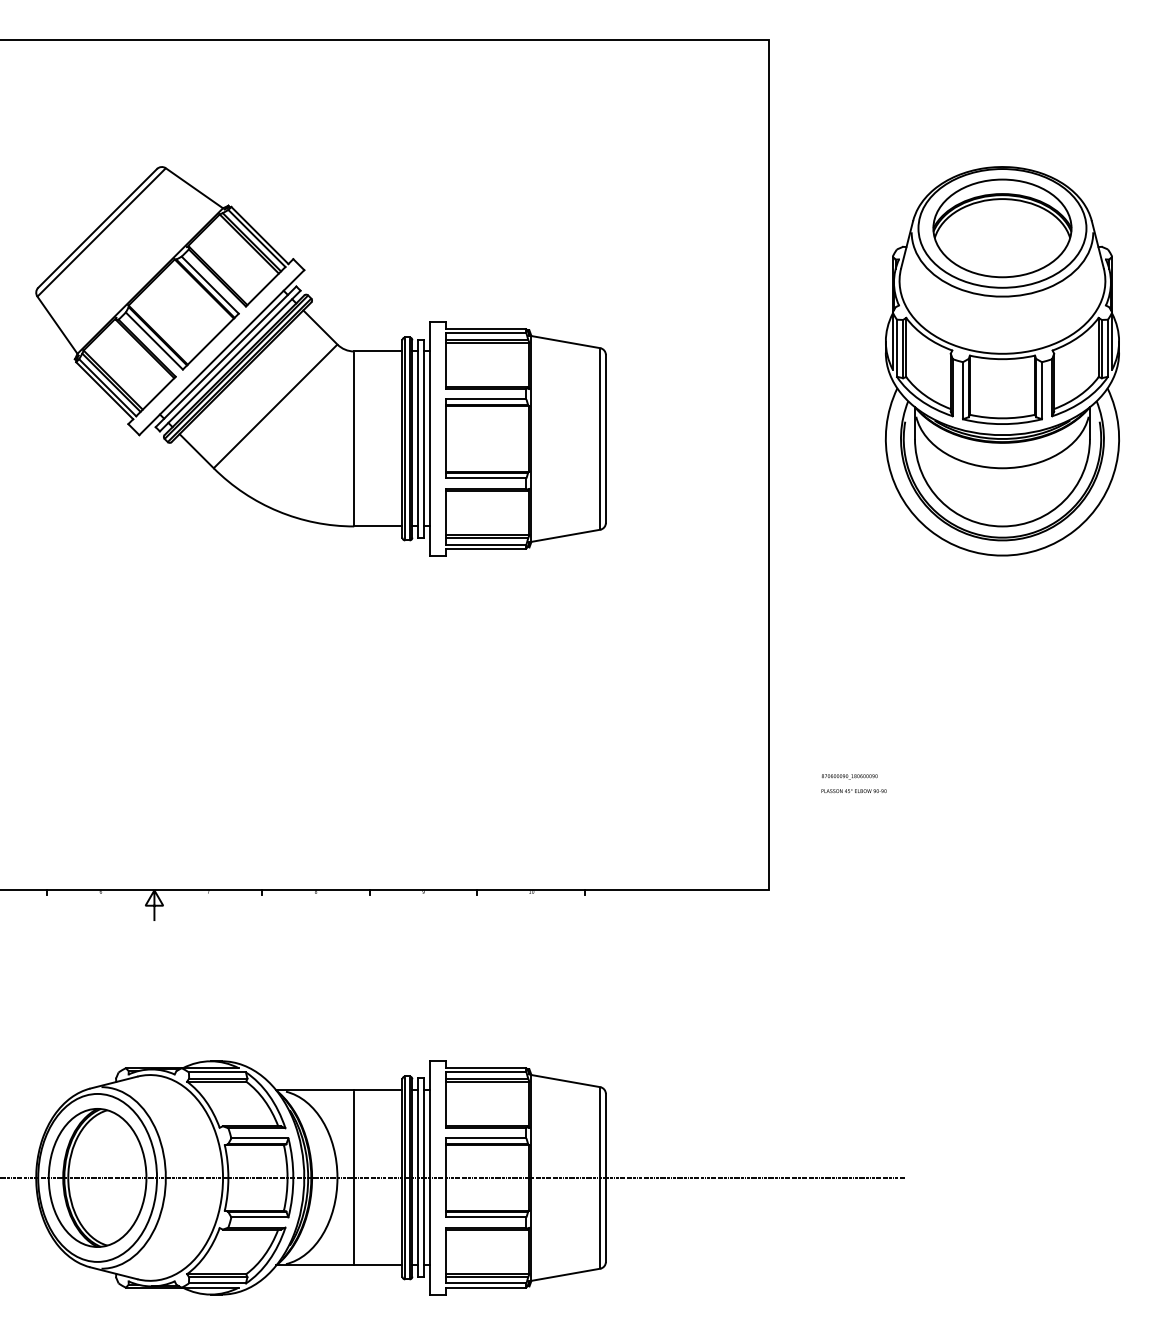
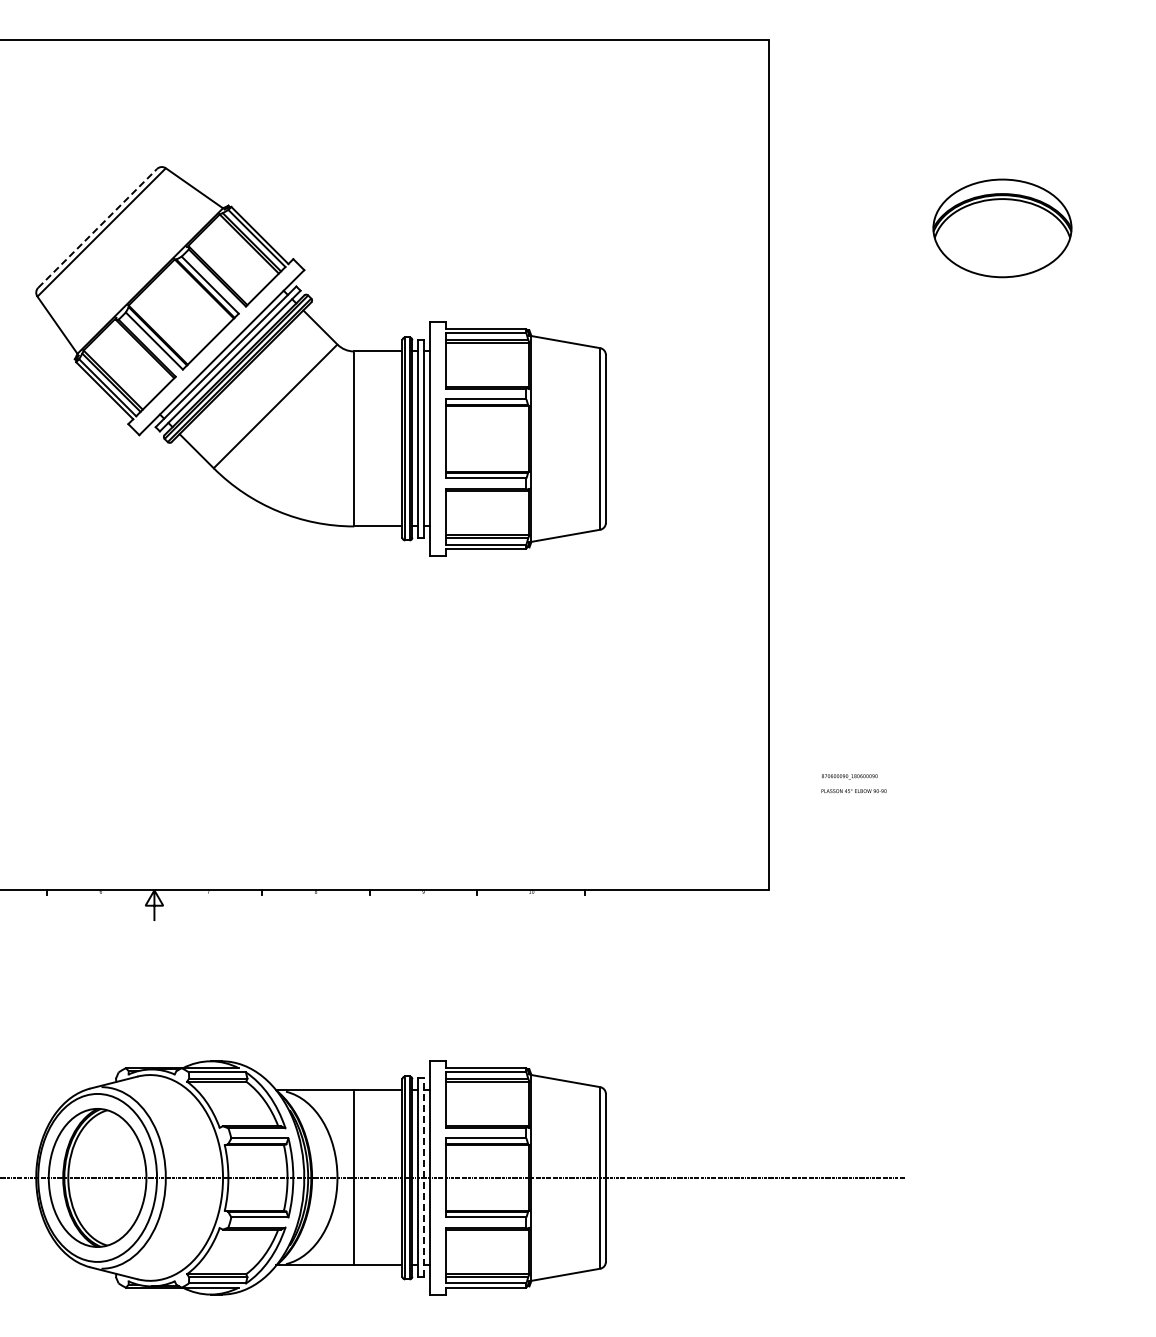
line: solid -> dashed (97, 228)
part: present -> none (1001, 361)
line: solid -> dashed (424, 1177)
